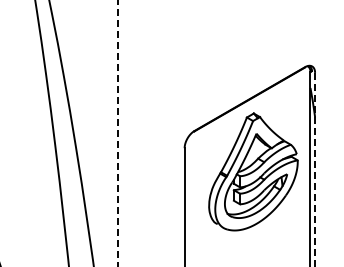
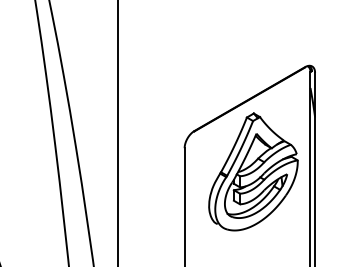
line: dashed -> solid (117, 133)
line: dashed -> solid (315, 169)
